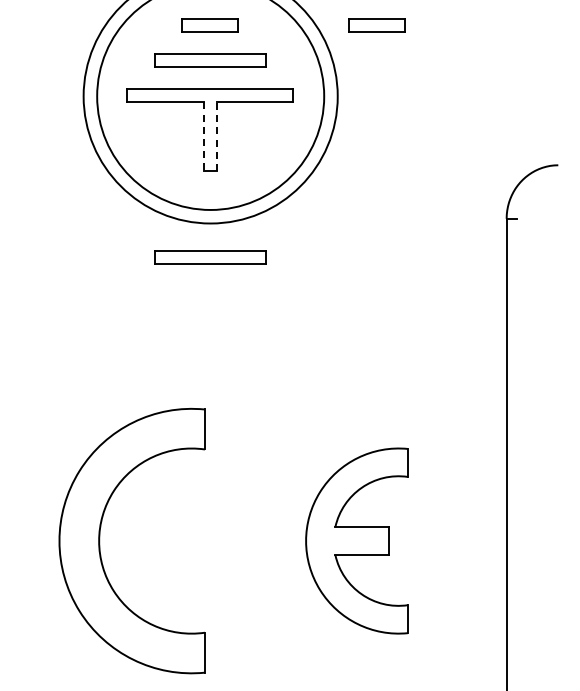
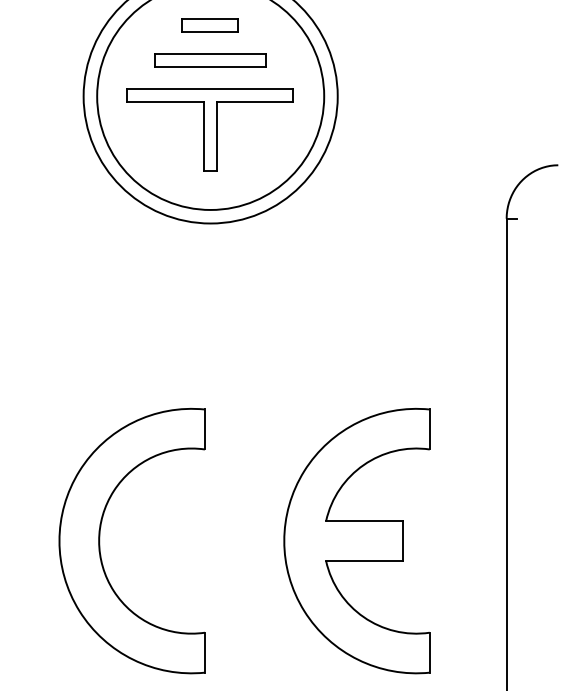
part: present -> none (376, 25)
line: dashed -> solid (217, 136)
line: dashed -> solid (203, 137)
part: present -> none (210, 257)
part size: 104x188 px -> 148x268 px (356, 540)
